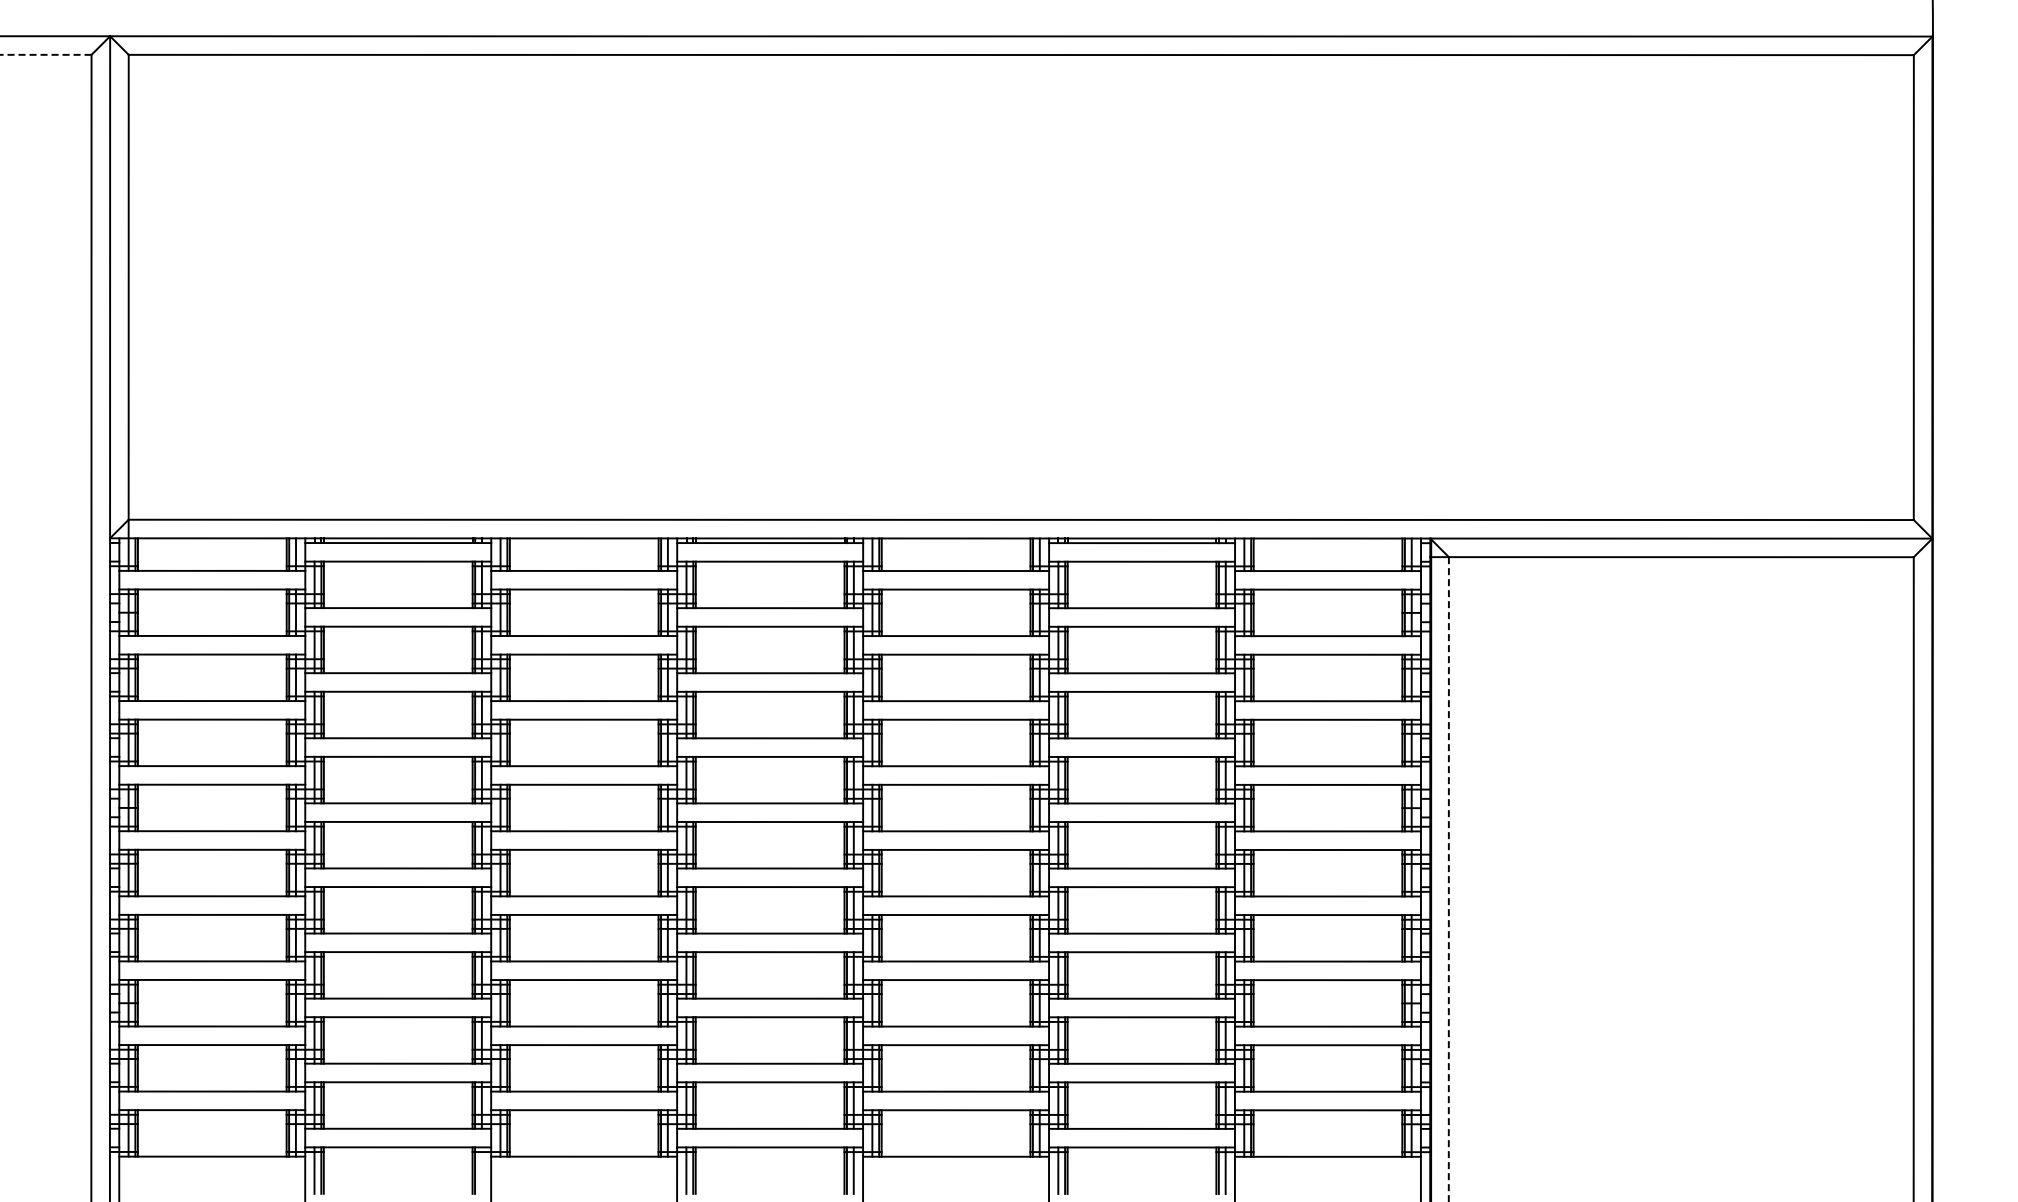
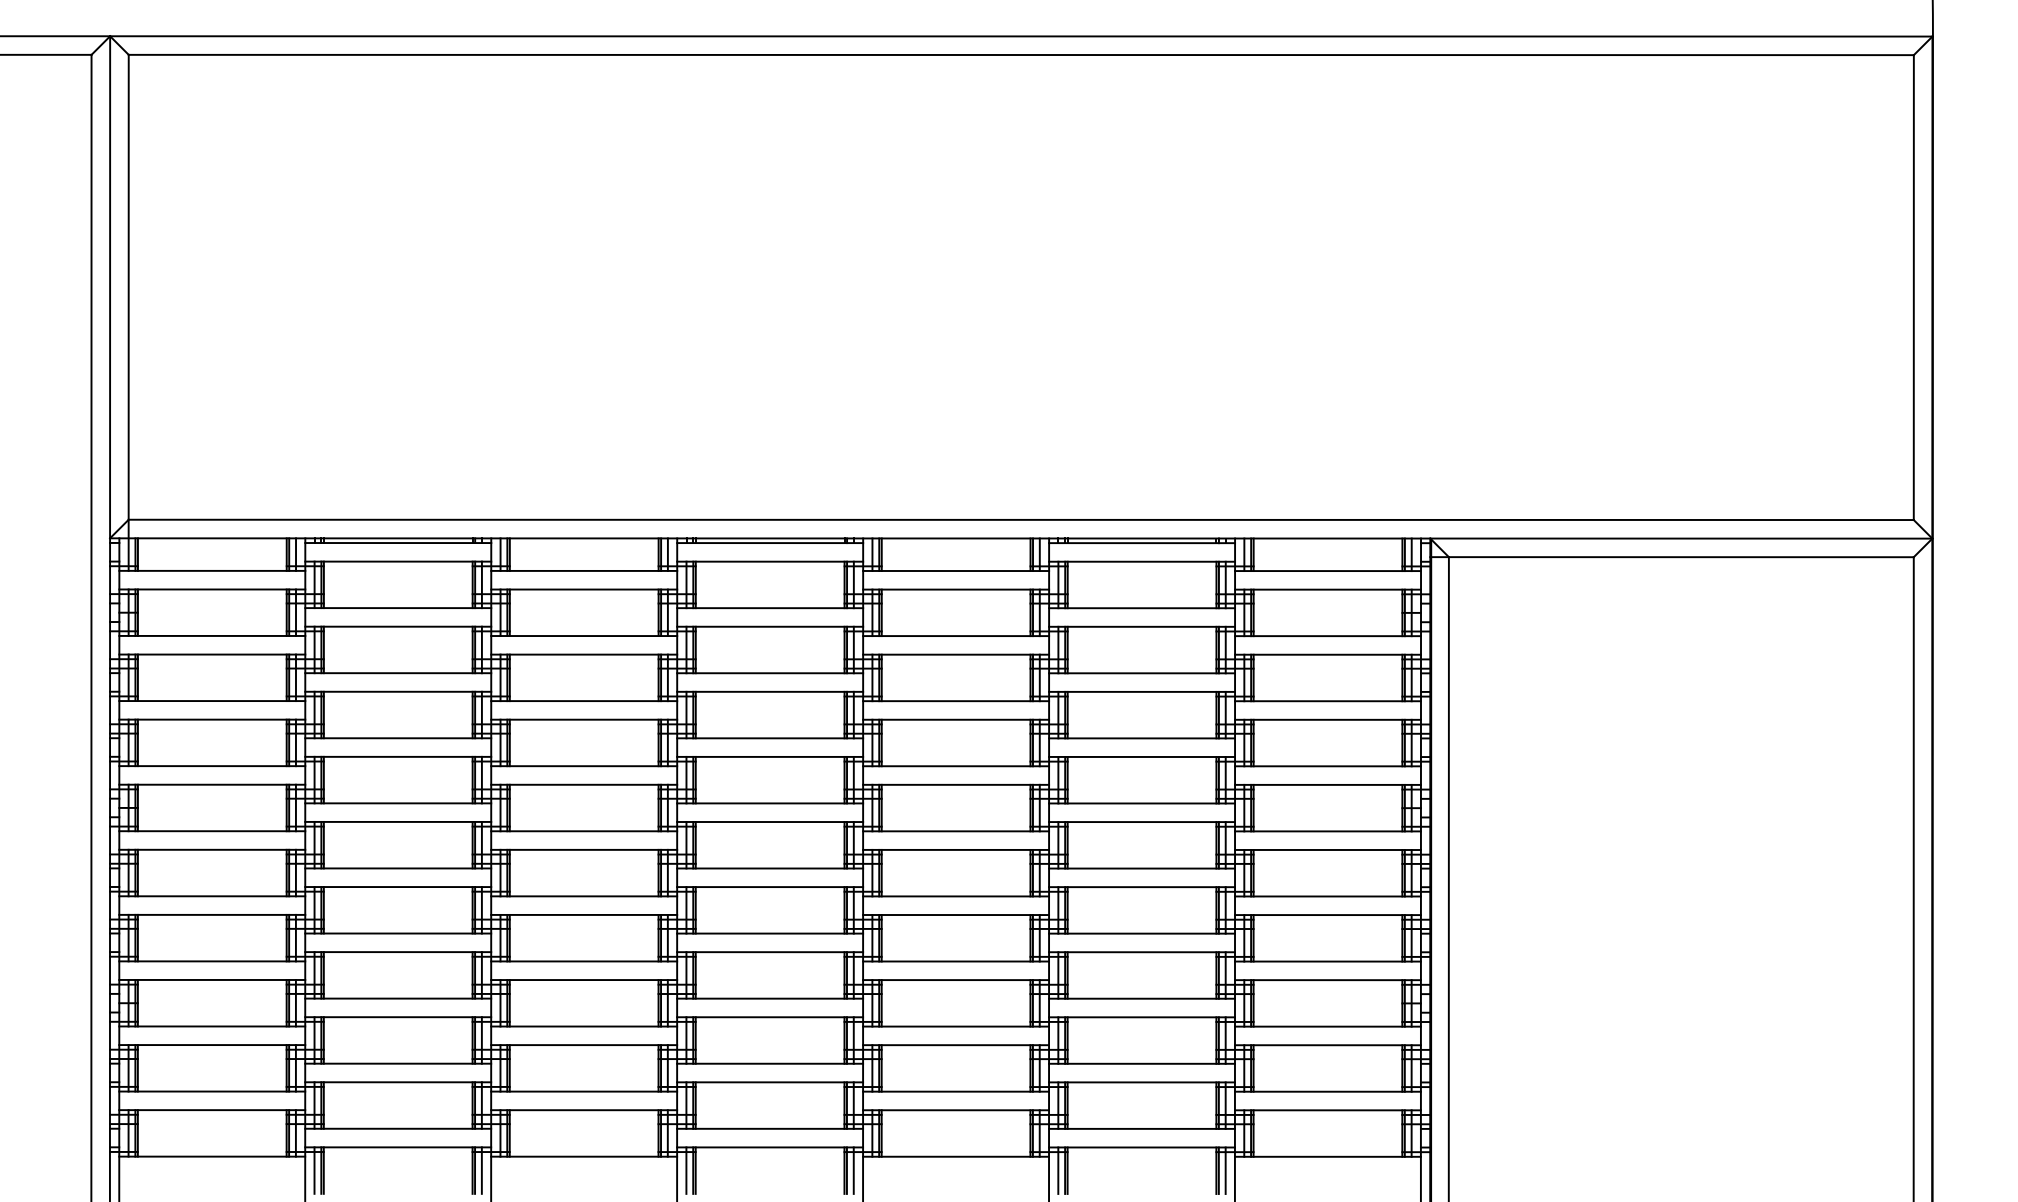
line: dashed -> solid (45, 54)
line: dashed -> solid (1448, 879)
line: none -> present (481, 1170)
